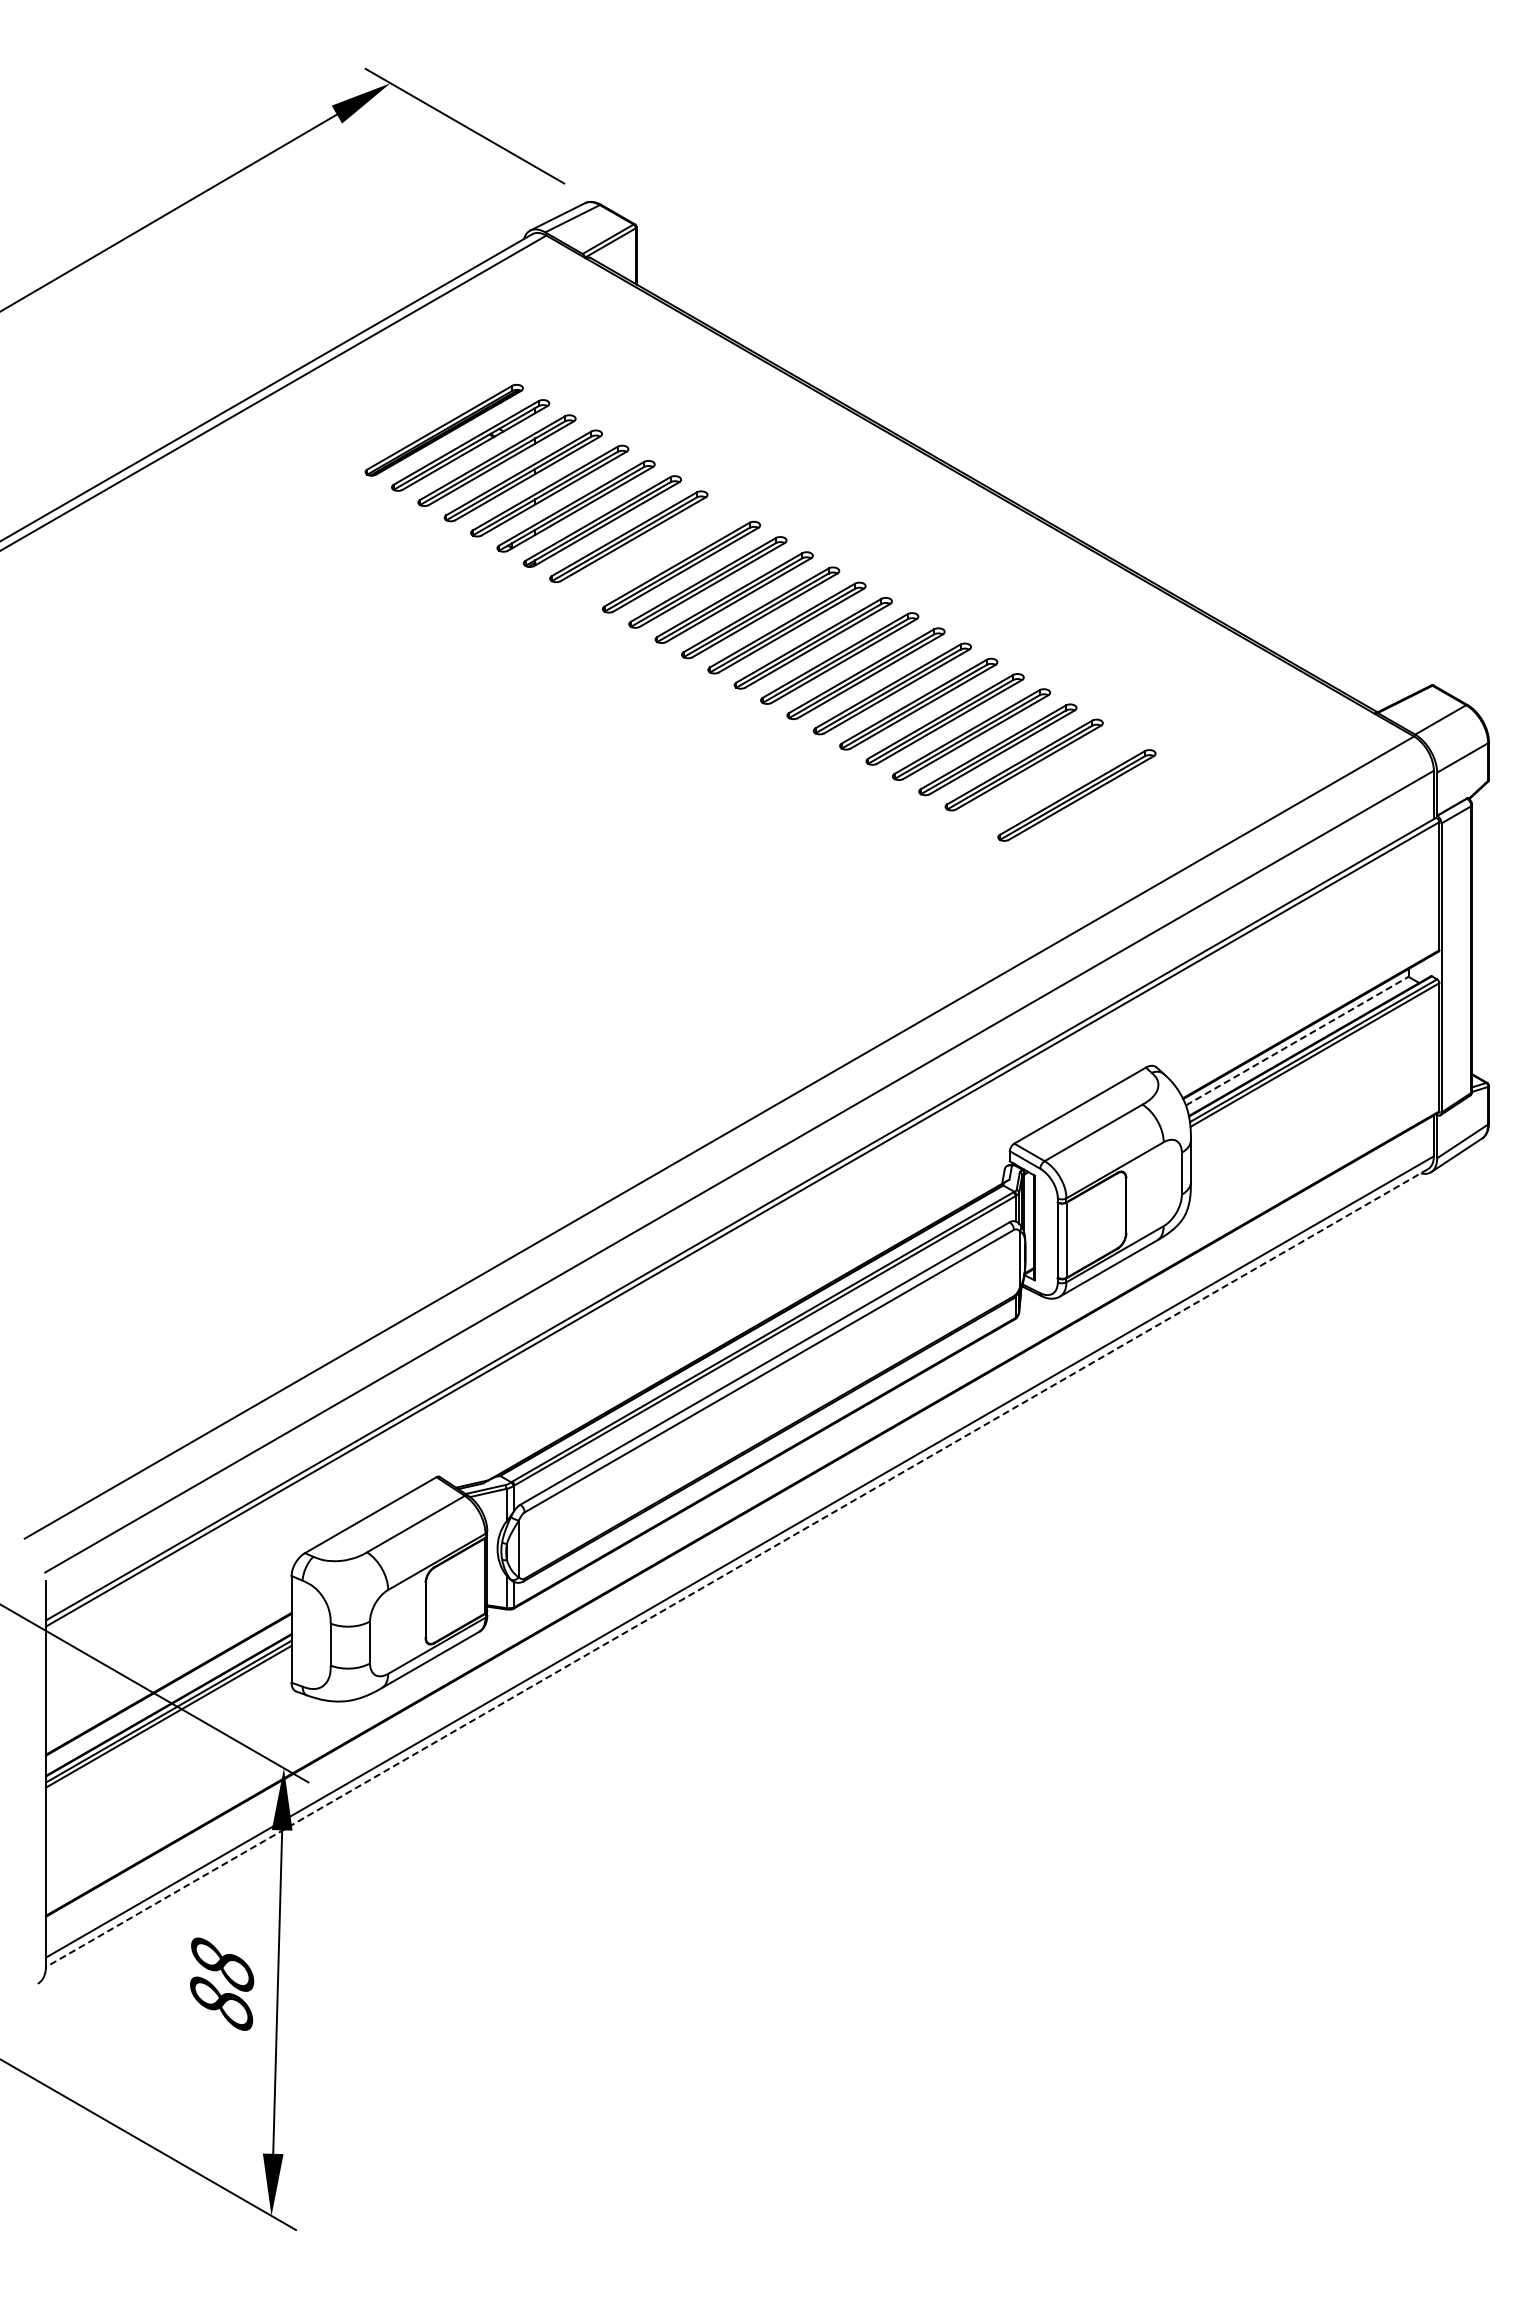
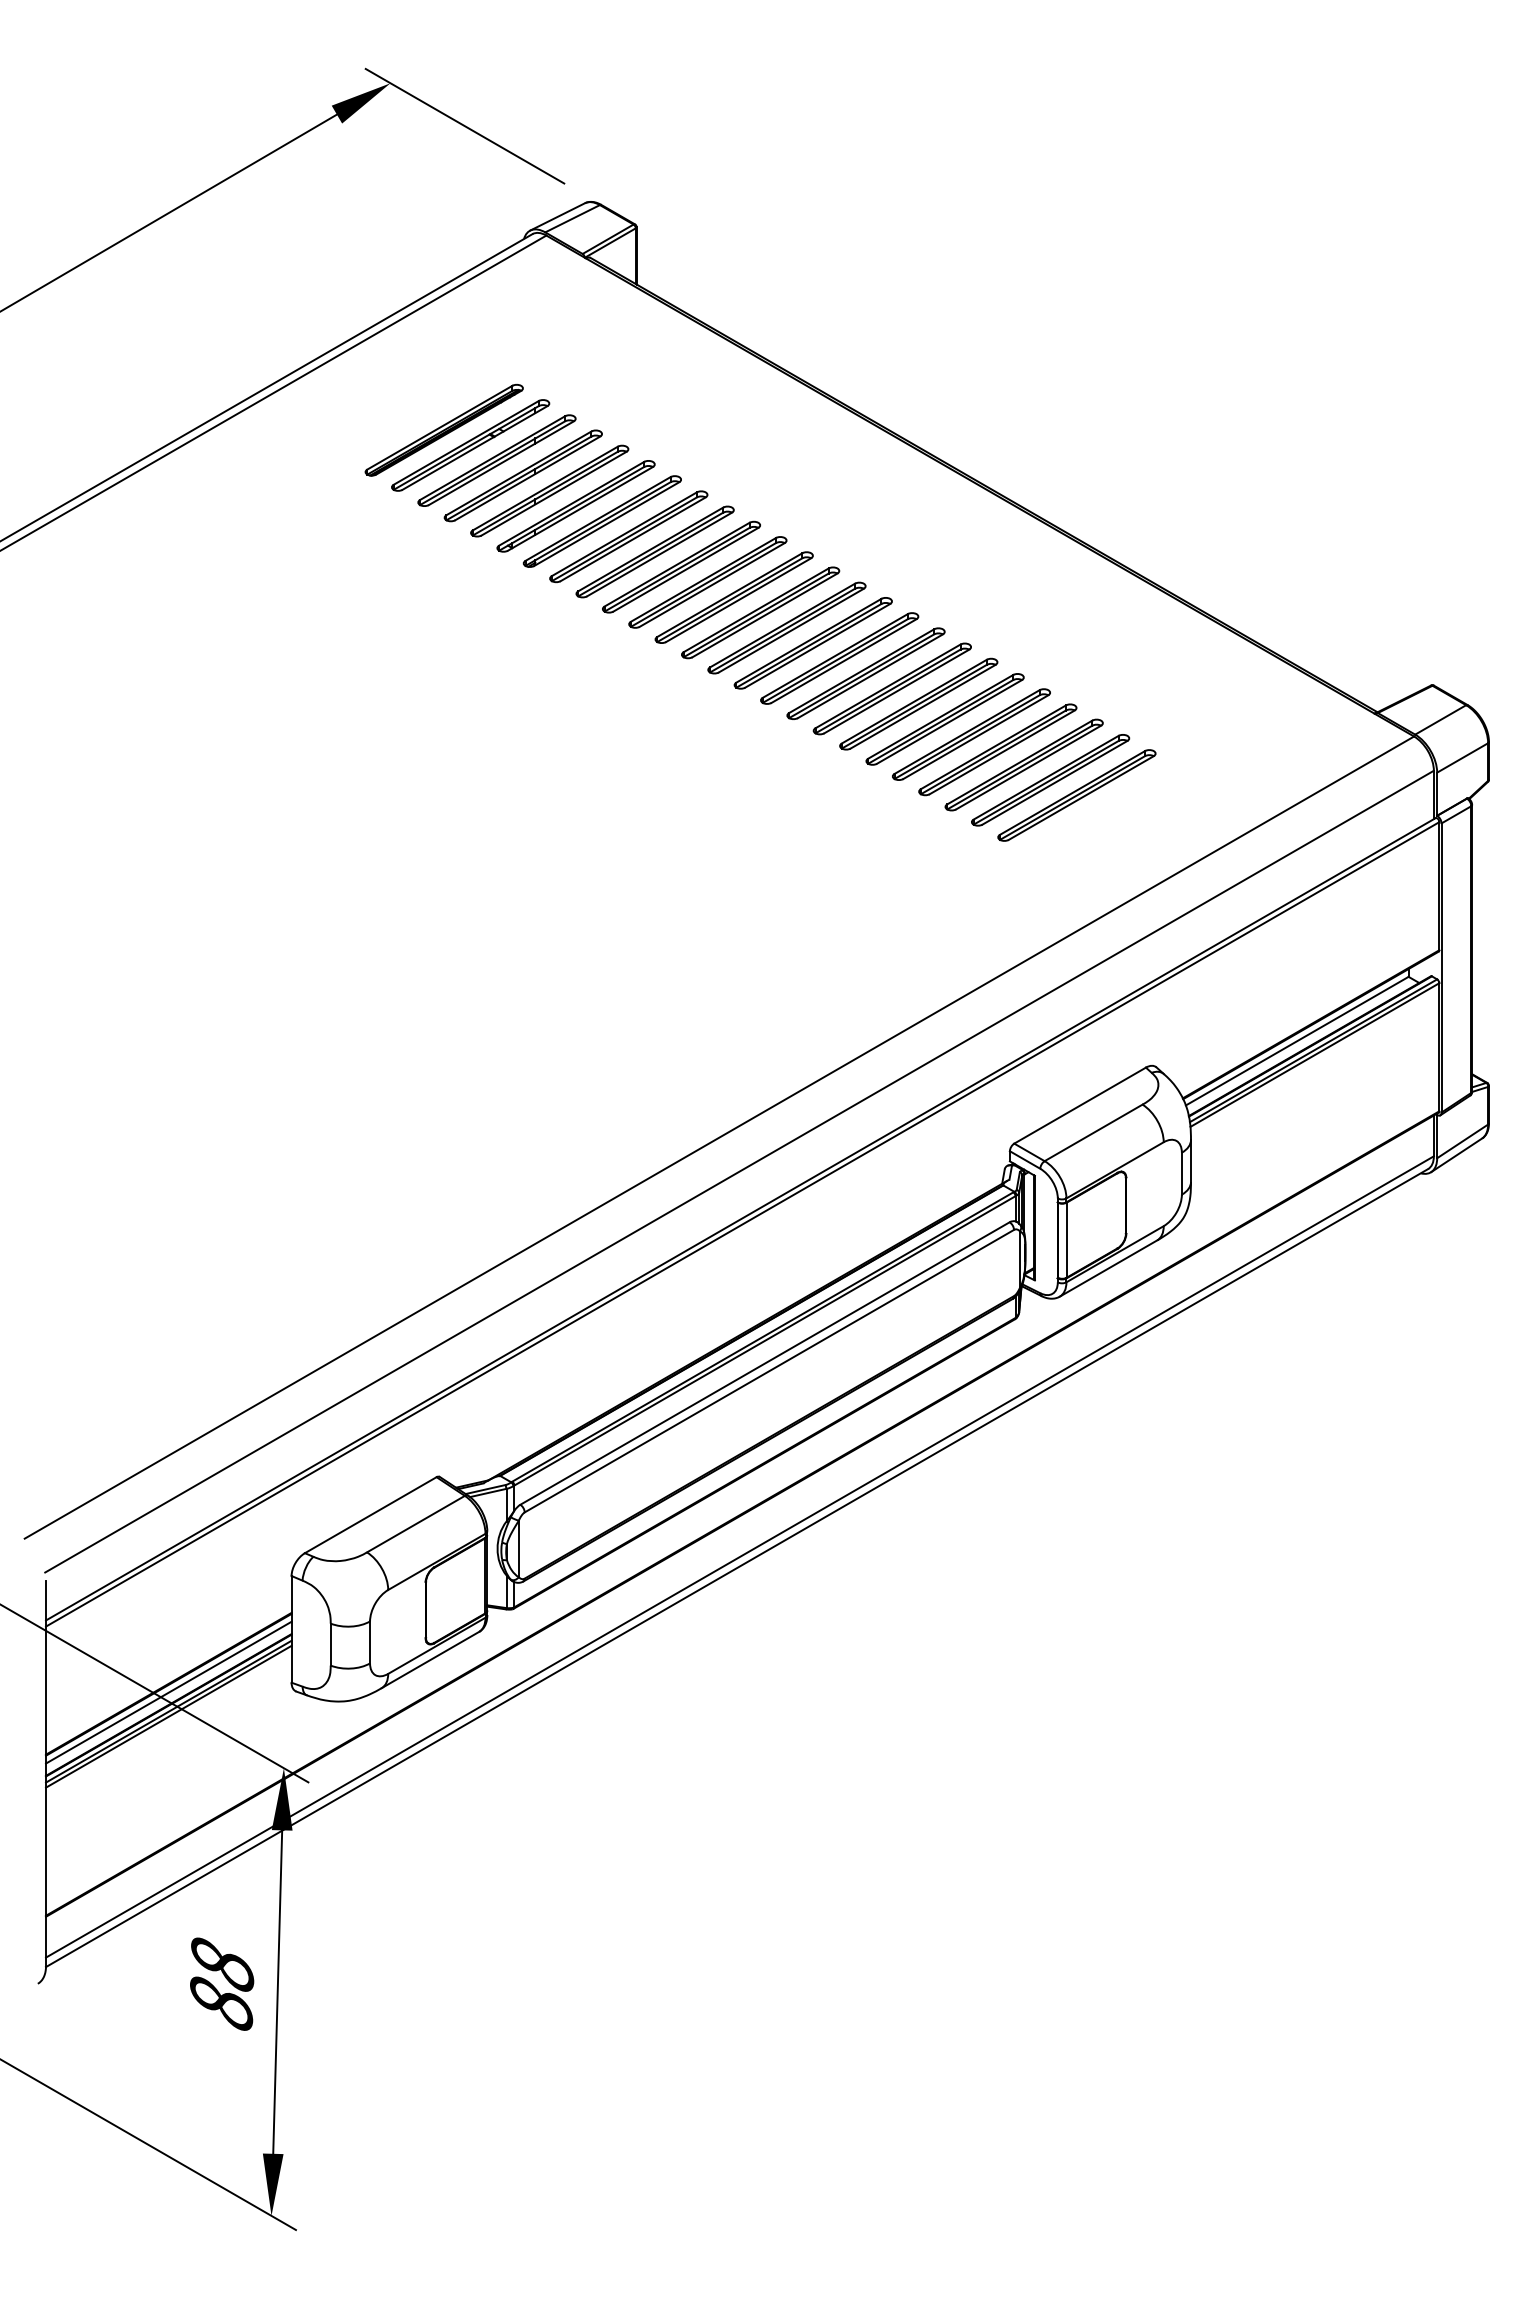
part: none -> present (654, 551)
part: none -> present (1050, 780)
line: dashed -> solid (1297, 1041)
line: dashed -> solid (737, 1568)
line: none -> present (168, 1692)
